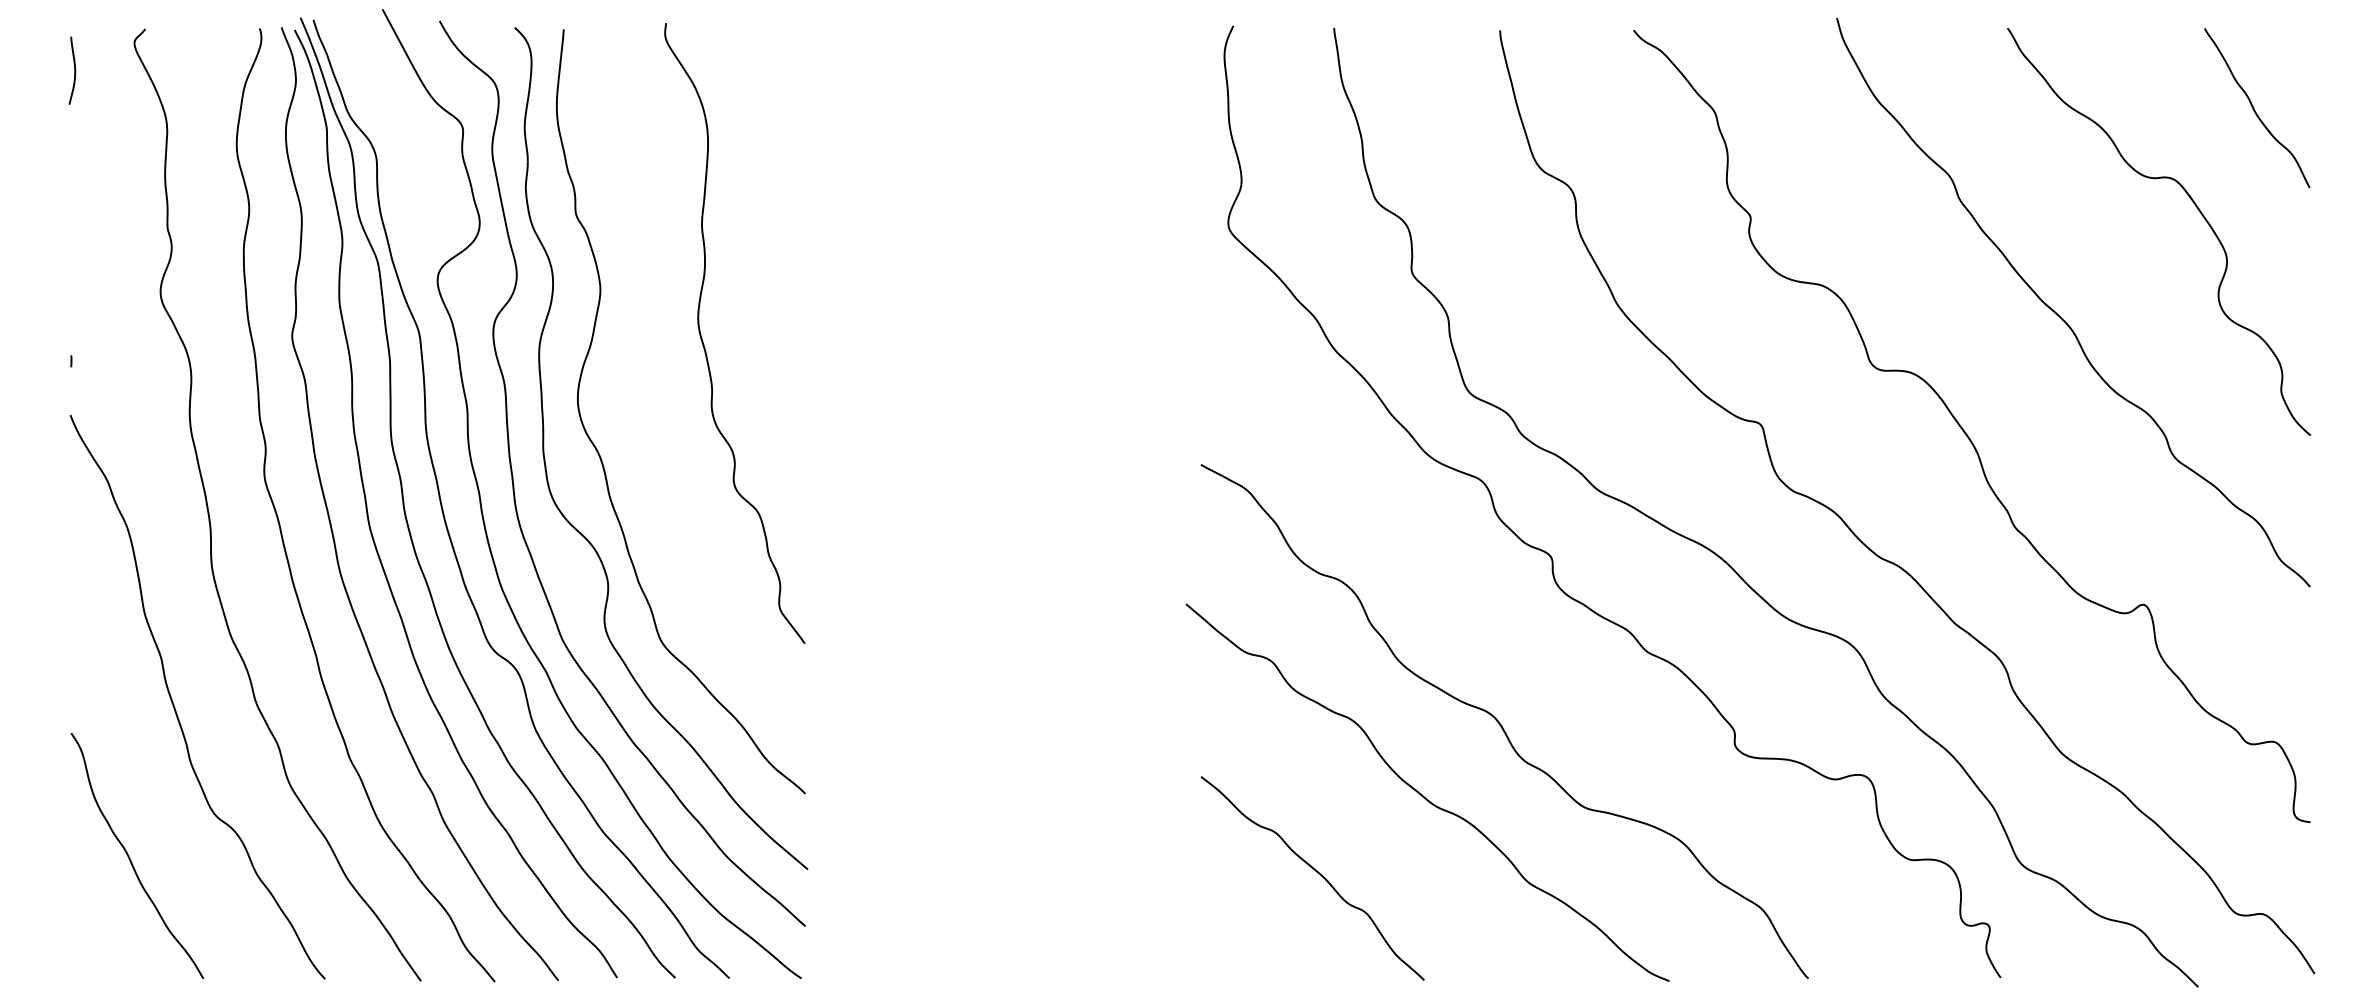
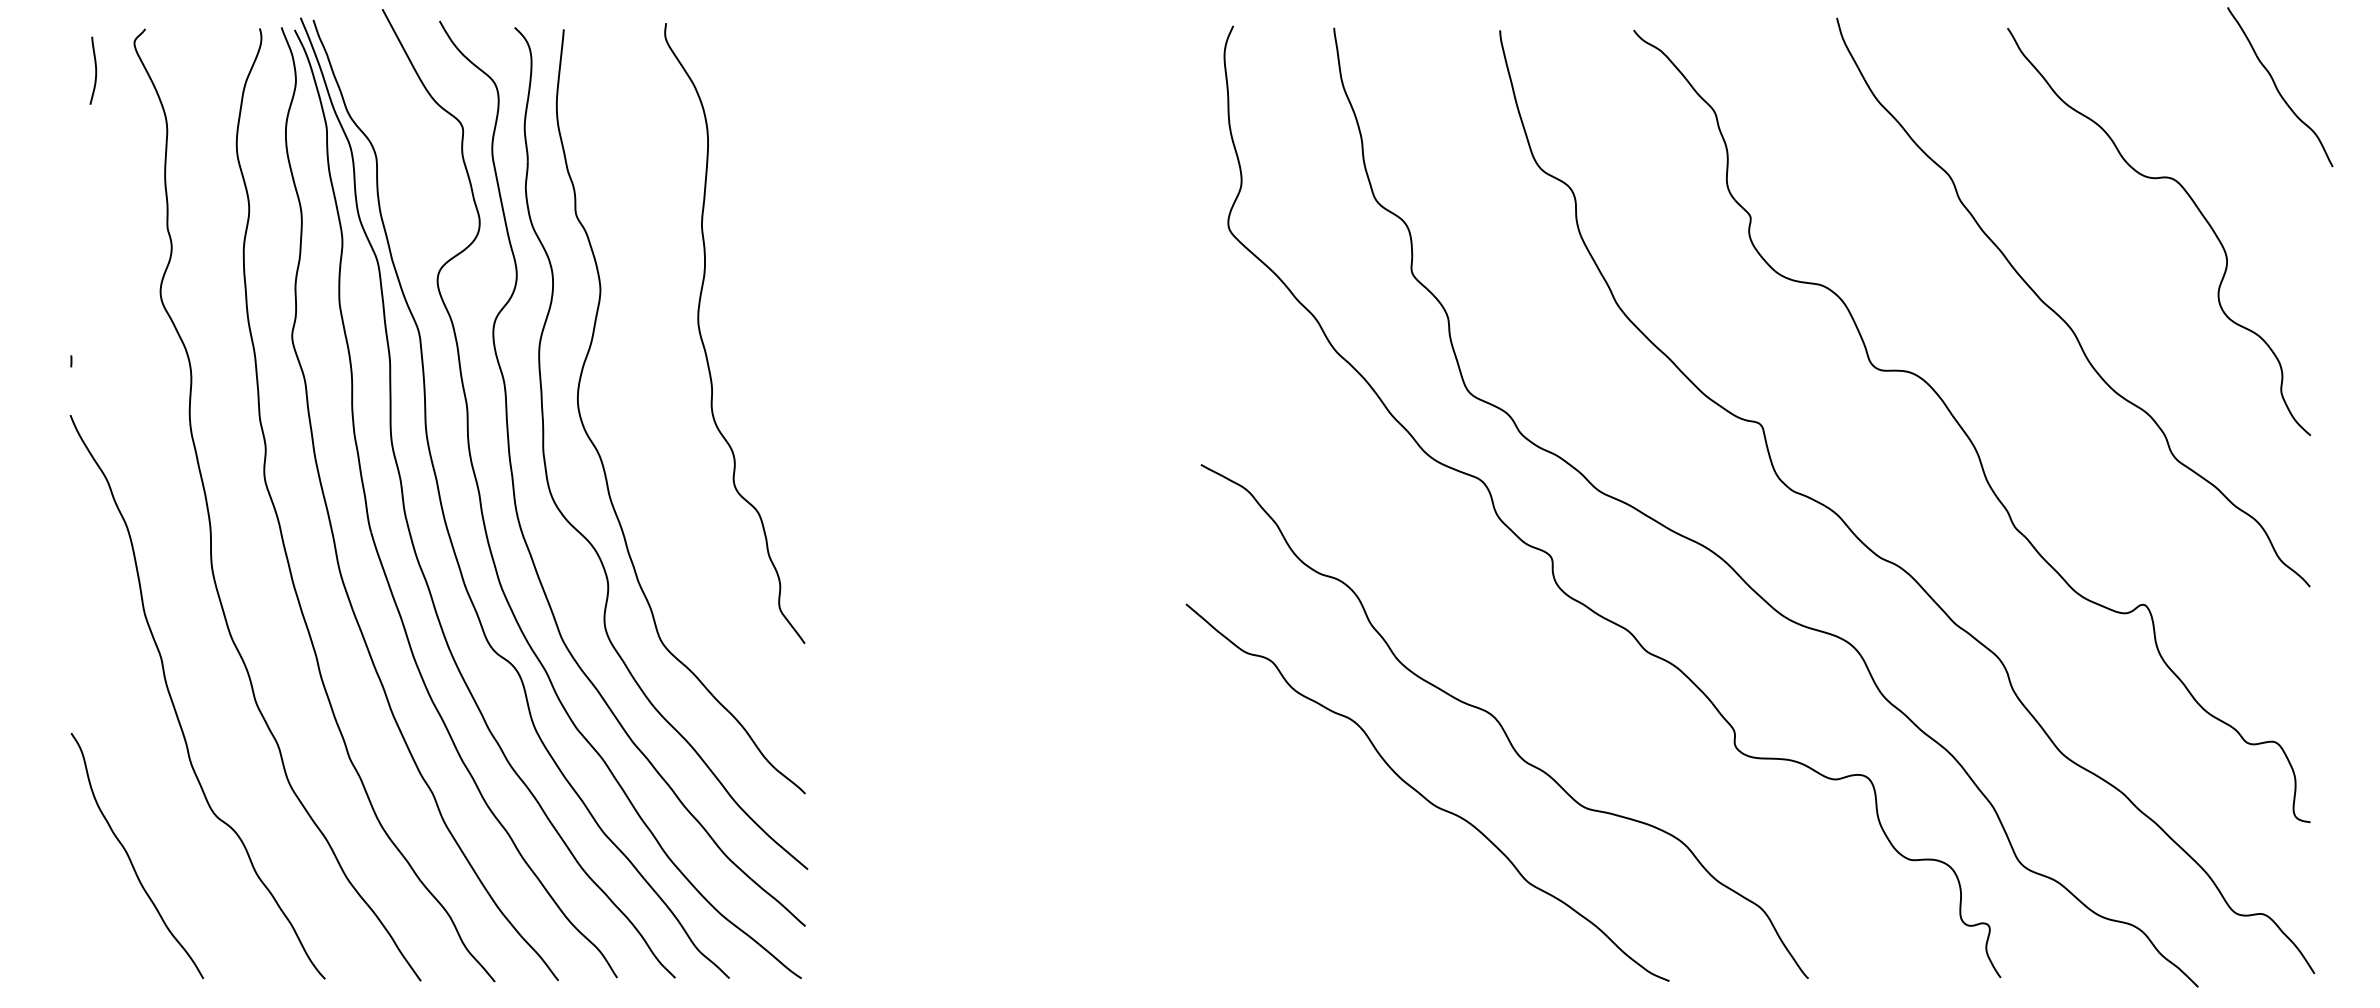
curve position: (74, 70) -> (95, 70) (95, 70)
curve position: (2255, 110) -> (2278, 89) (2278, 89)
curve: present -> none (1317, 873)
